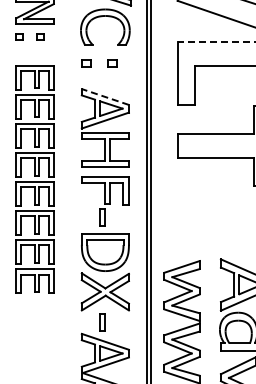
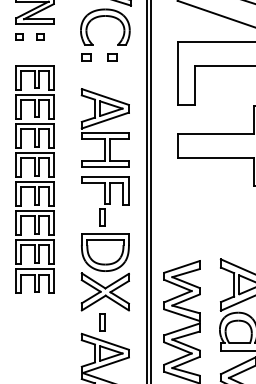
line: dashed -> solid (216, 41)
part position: (86, 63) -> (86, 57) (86, 57)
part position: (112, 63) -> (112, 57) (112, 57)
line: dashed -> solid (105, 97)
